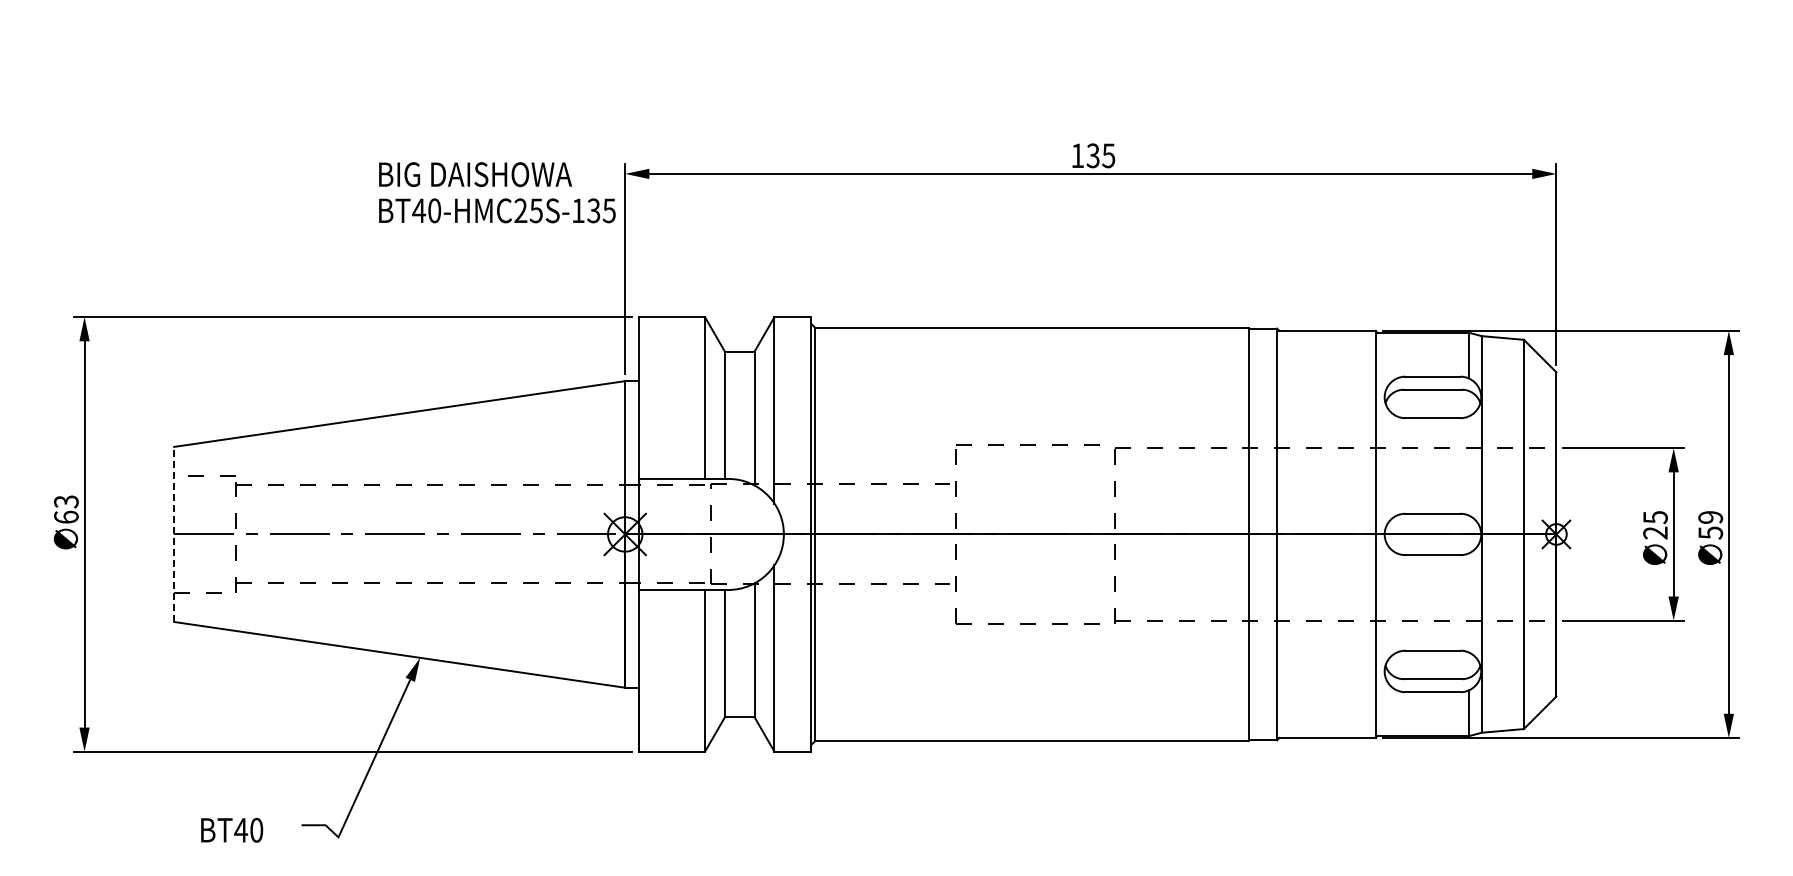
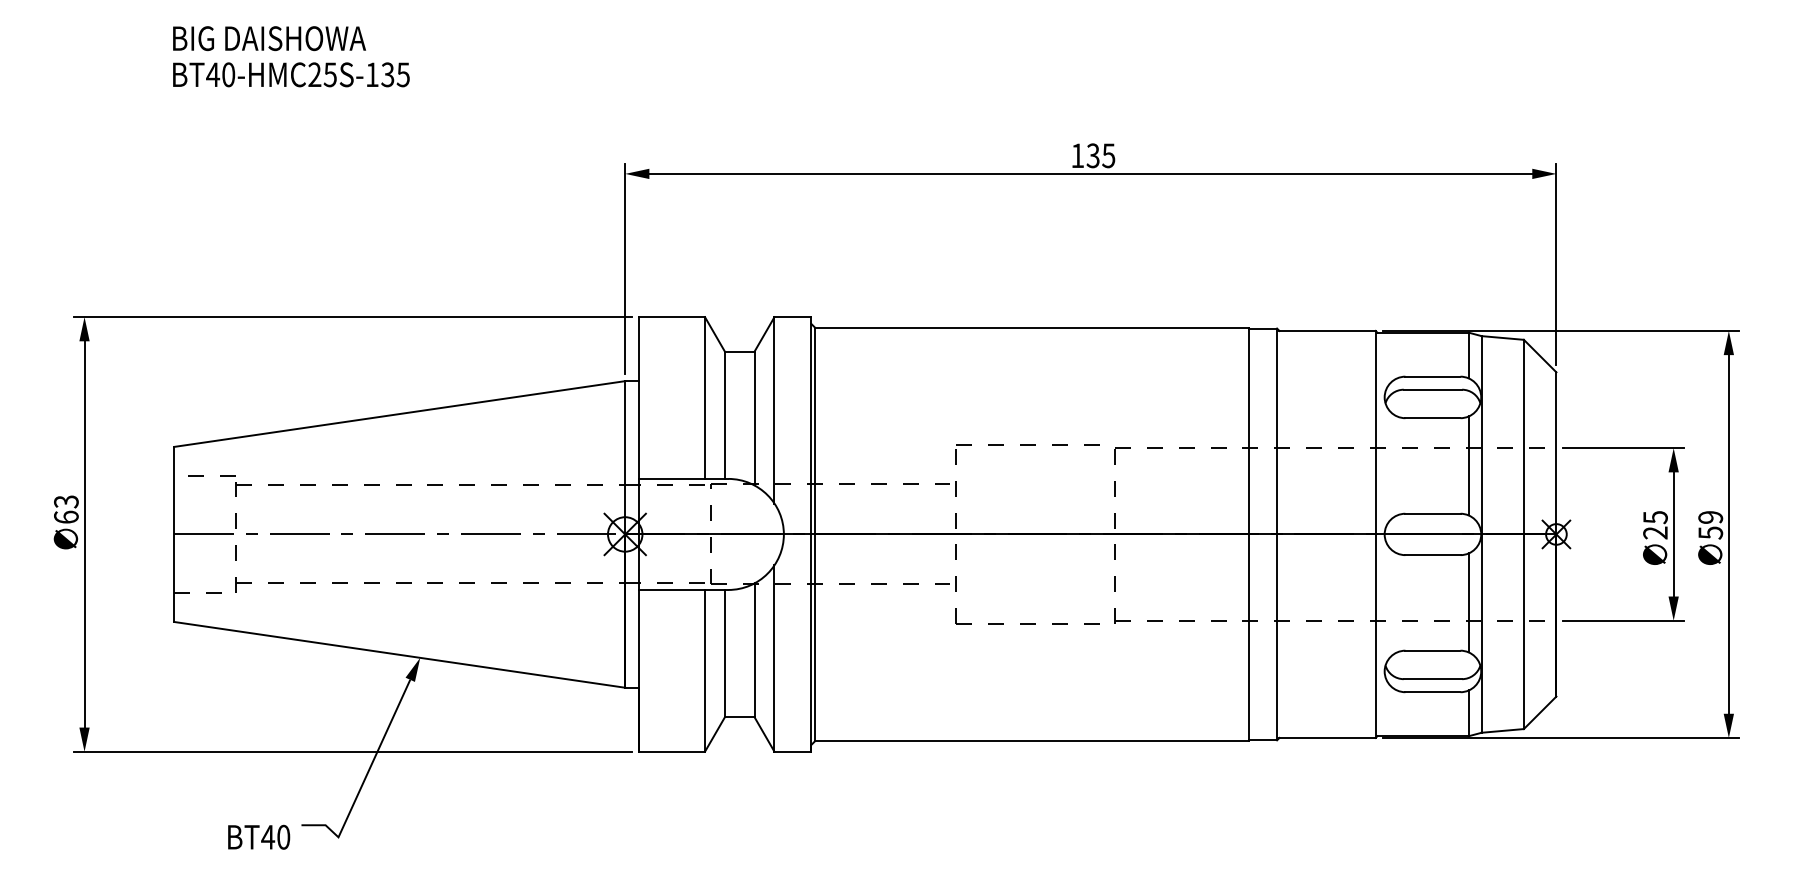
text position: (497, 192) -> (291, 56) (291, 56)
line: none -> present (1468, 465)
line: dashed -> solid (174, 534)
line: none -> present (1468, 602)
text position: (232, 829) -> (259, 836) (259, 836)
